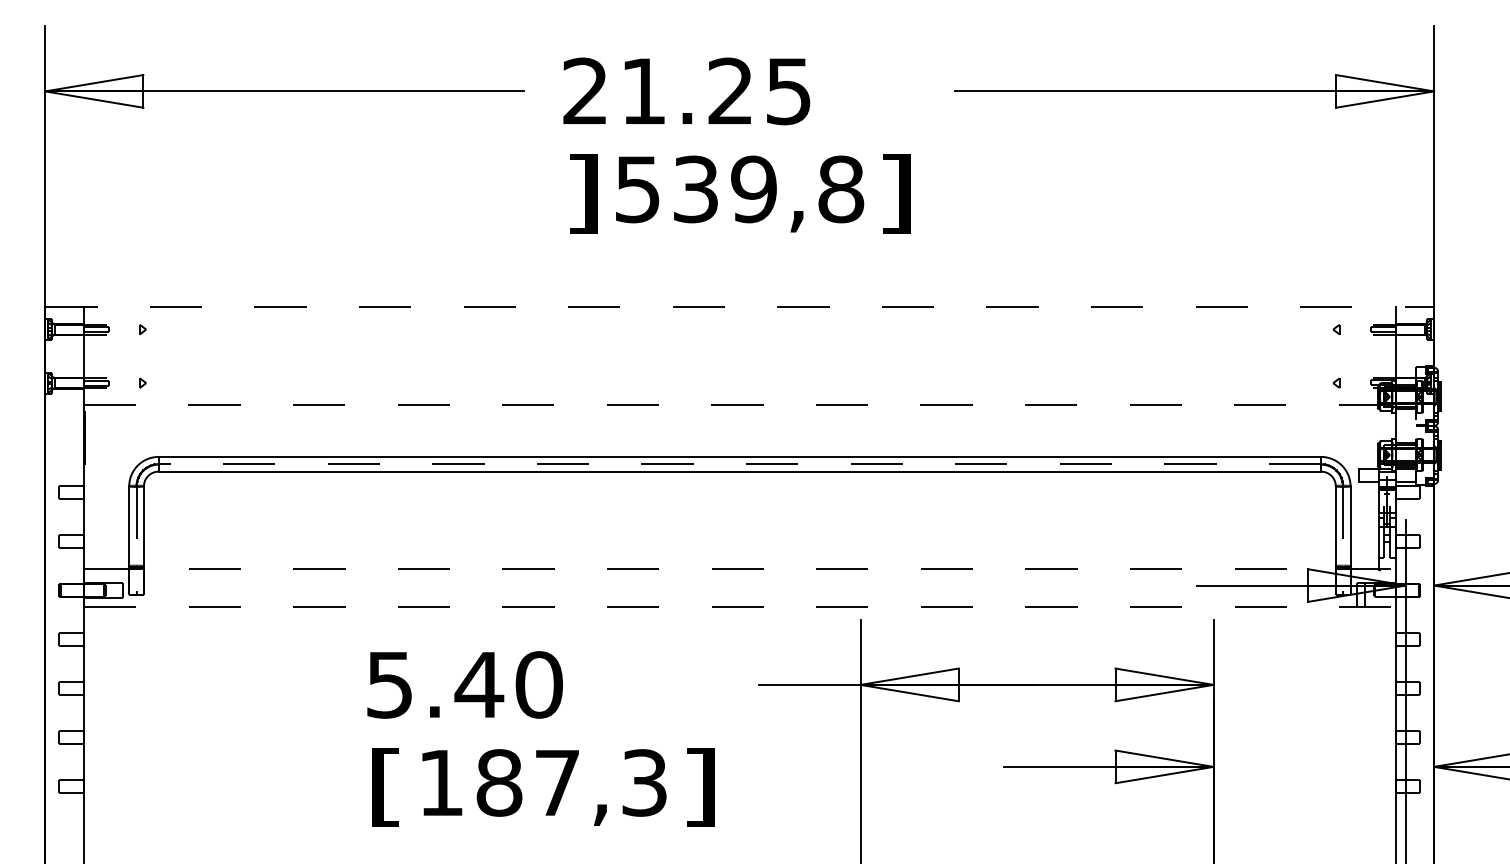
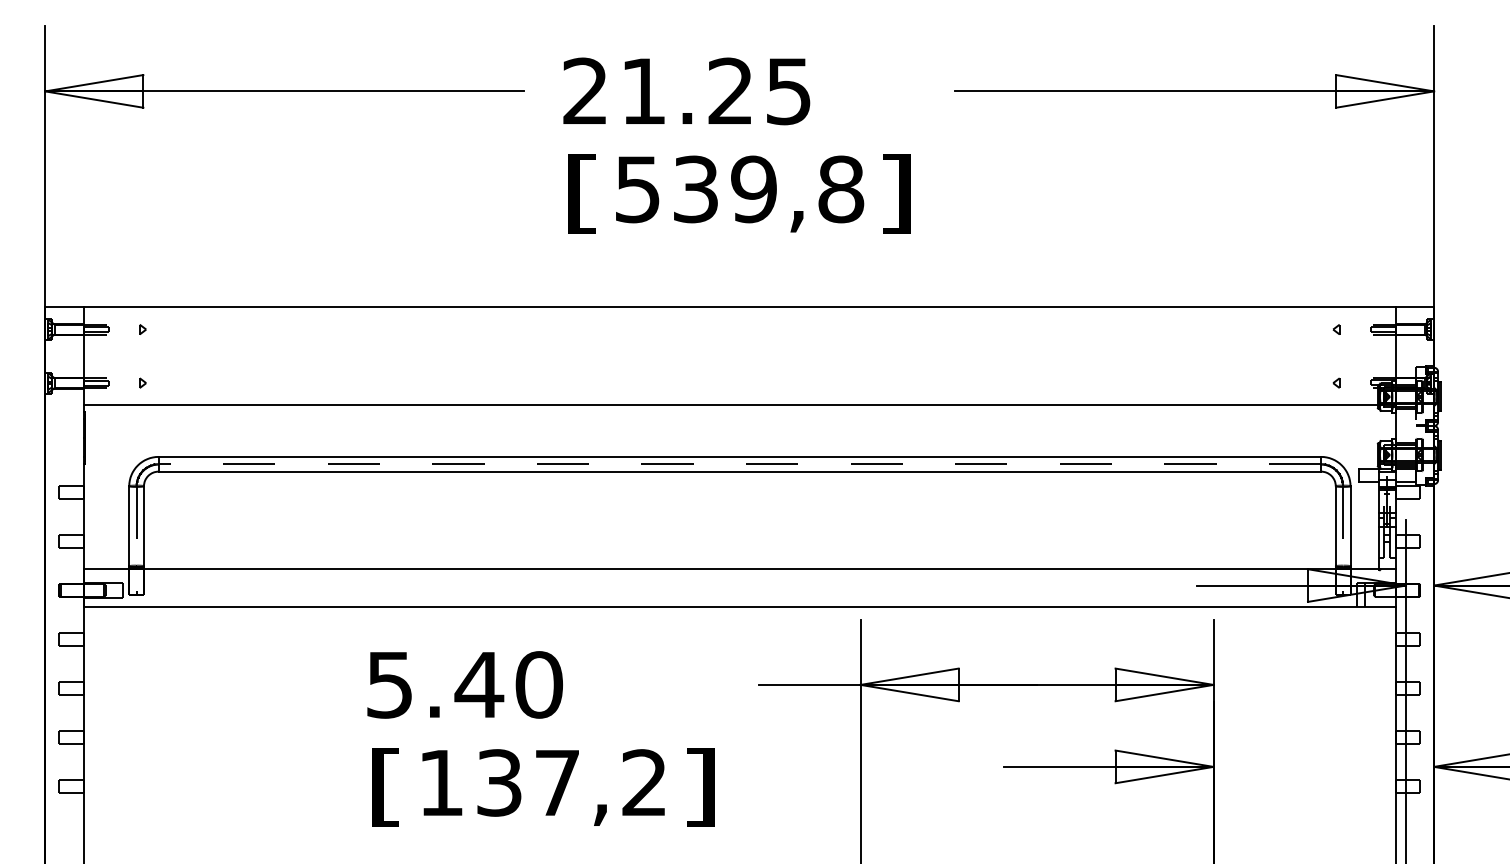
text: ] -> [ (582, 193)
line: dashed -> solid (740, 307)
line: dashed -> solid (739, 405)
line: dashed -> solid (739, 568)
line: dashed -> solid (739, 607)
text: 187,3 -> 137,2 (571, 782)
